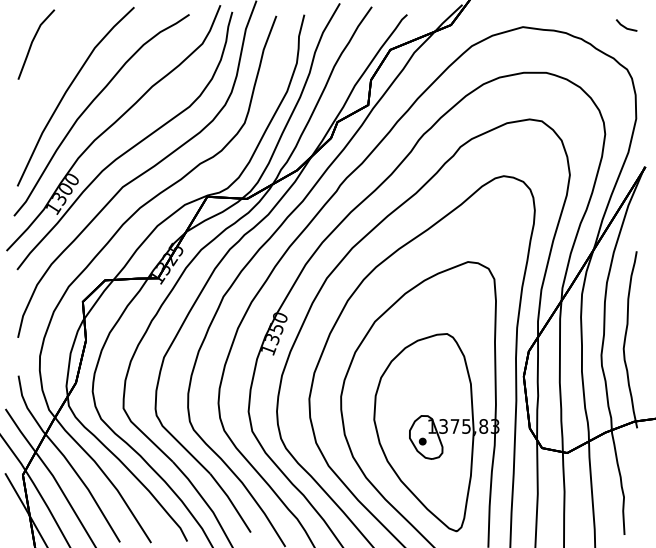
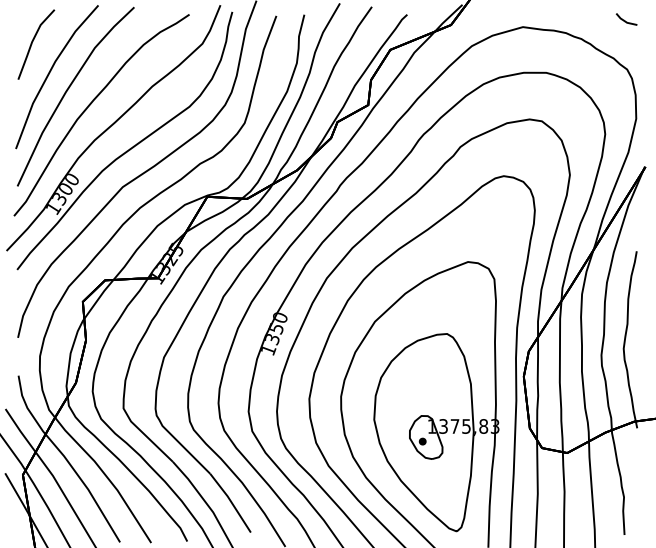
line position: (625, 26) -> (625, 20) (625, 20)
part: none -> present (50, 73)
